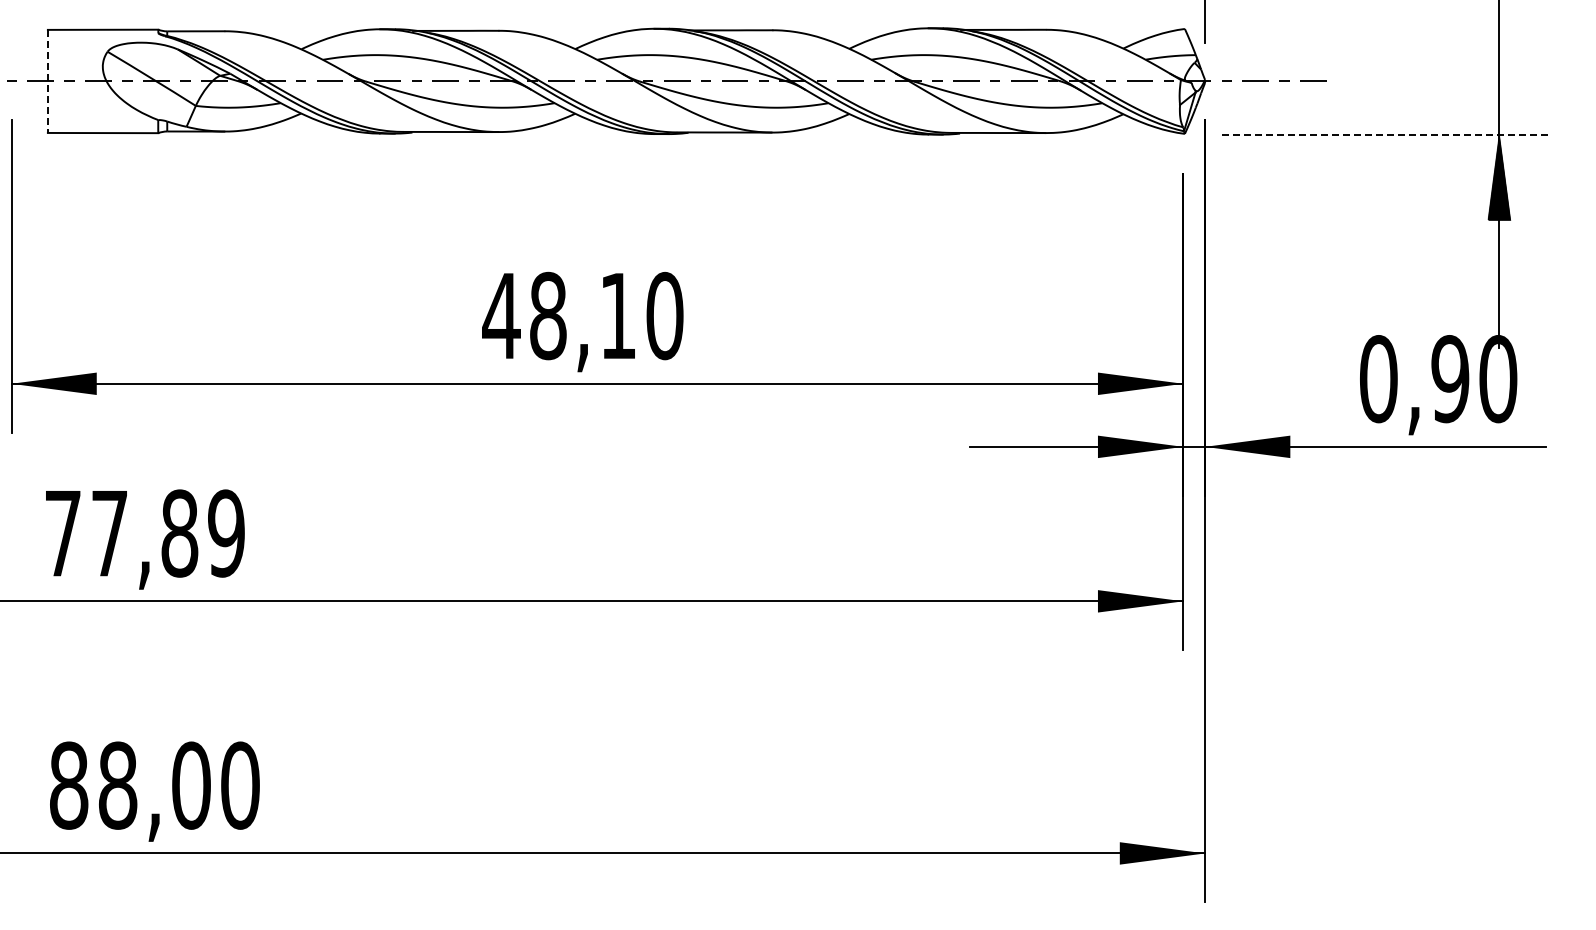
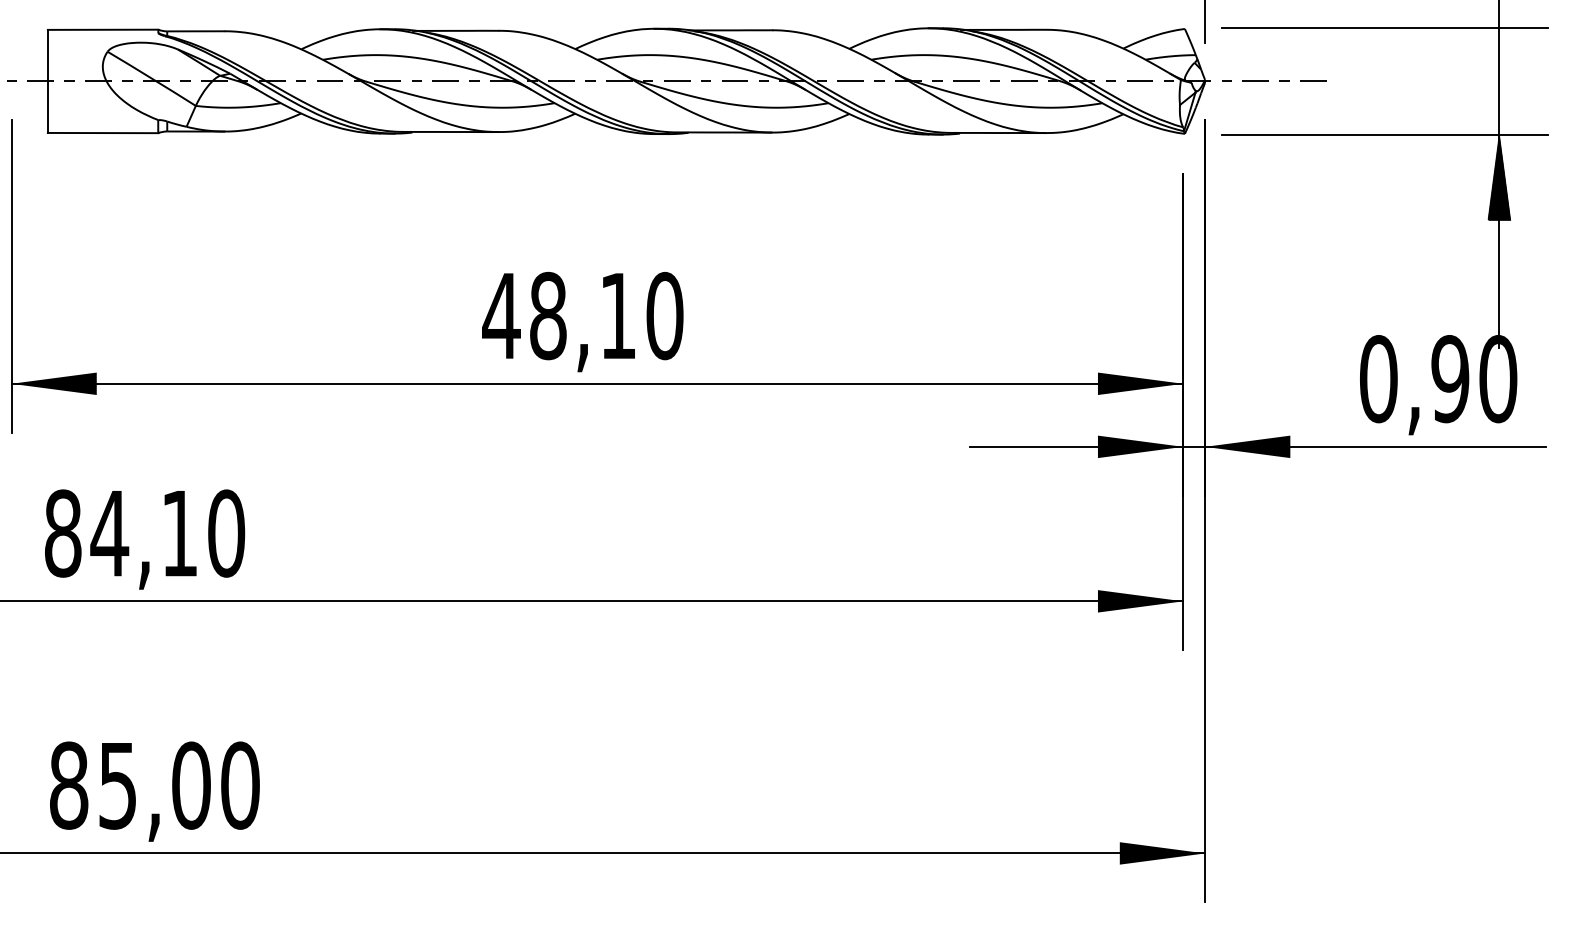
line: none -> present (1384, 27)
line: dashed -> solid (47, 81)
line: dashed -> solid (1385, 135)
text: 77,89 -> 84,10 (145, 533)
text: 88,00 -> 85,00 (118, 785)
